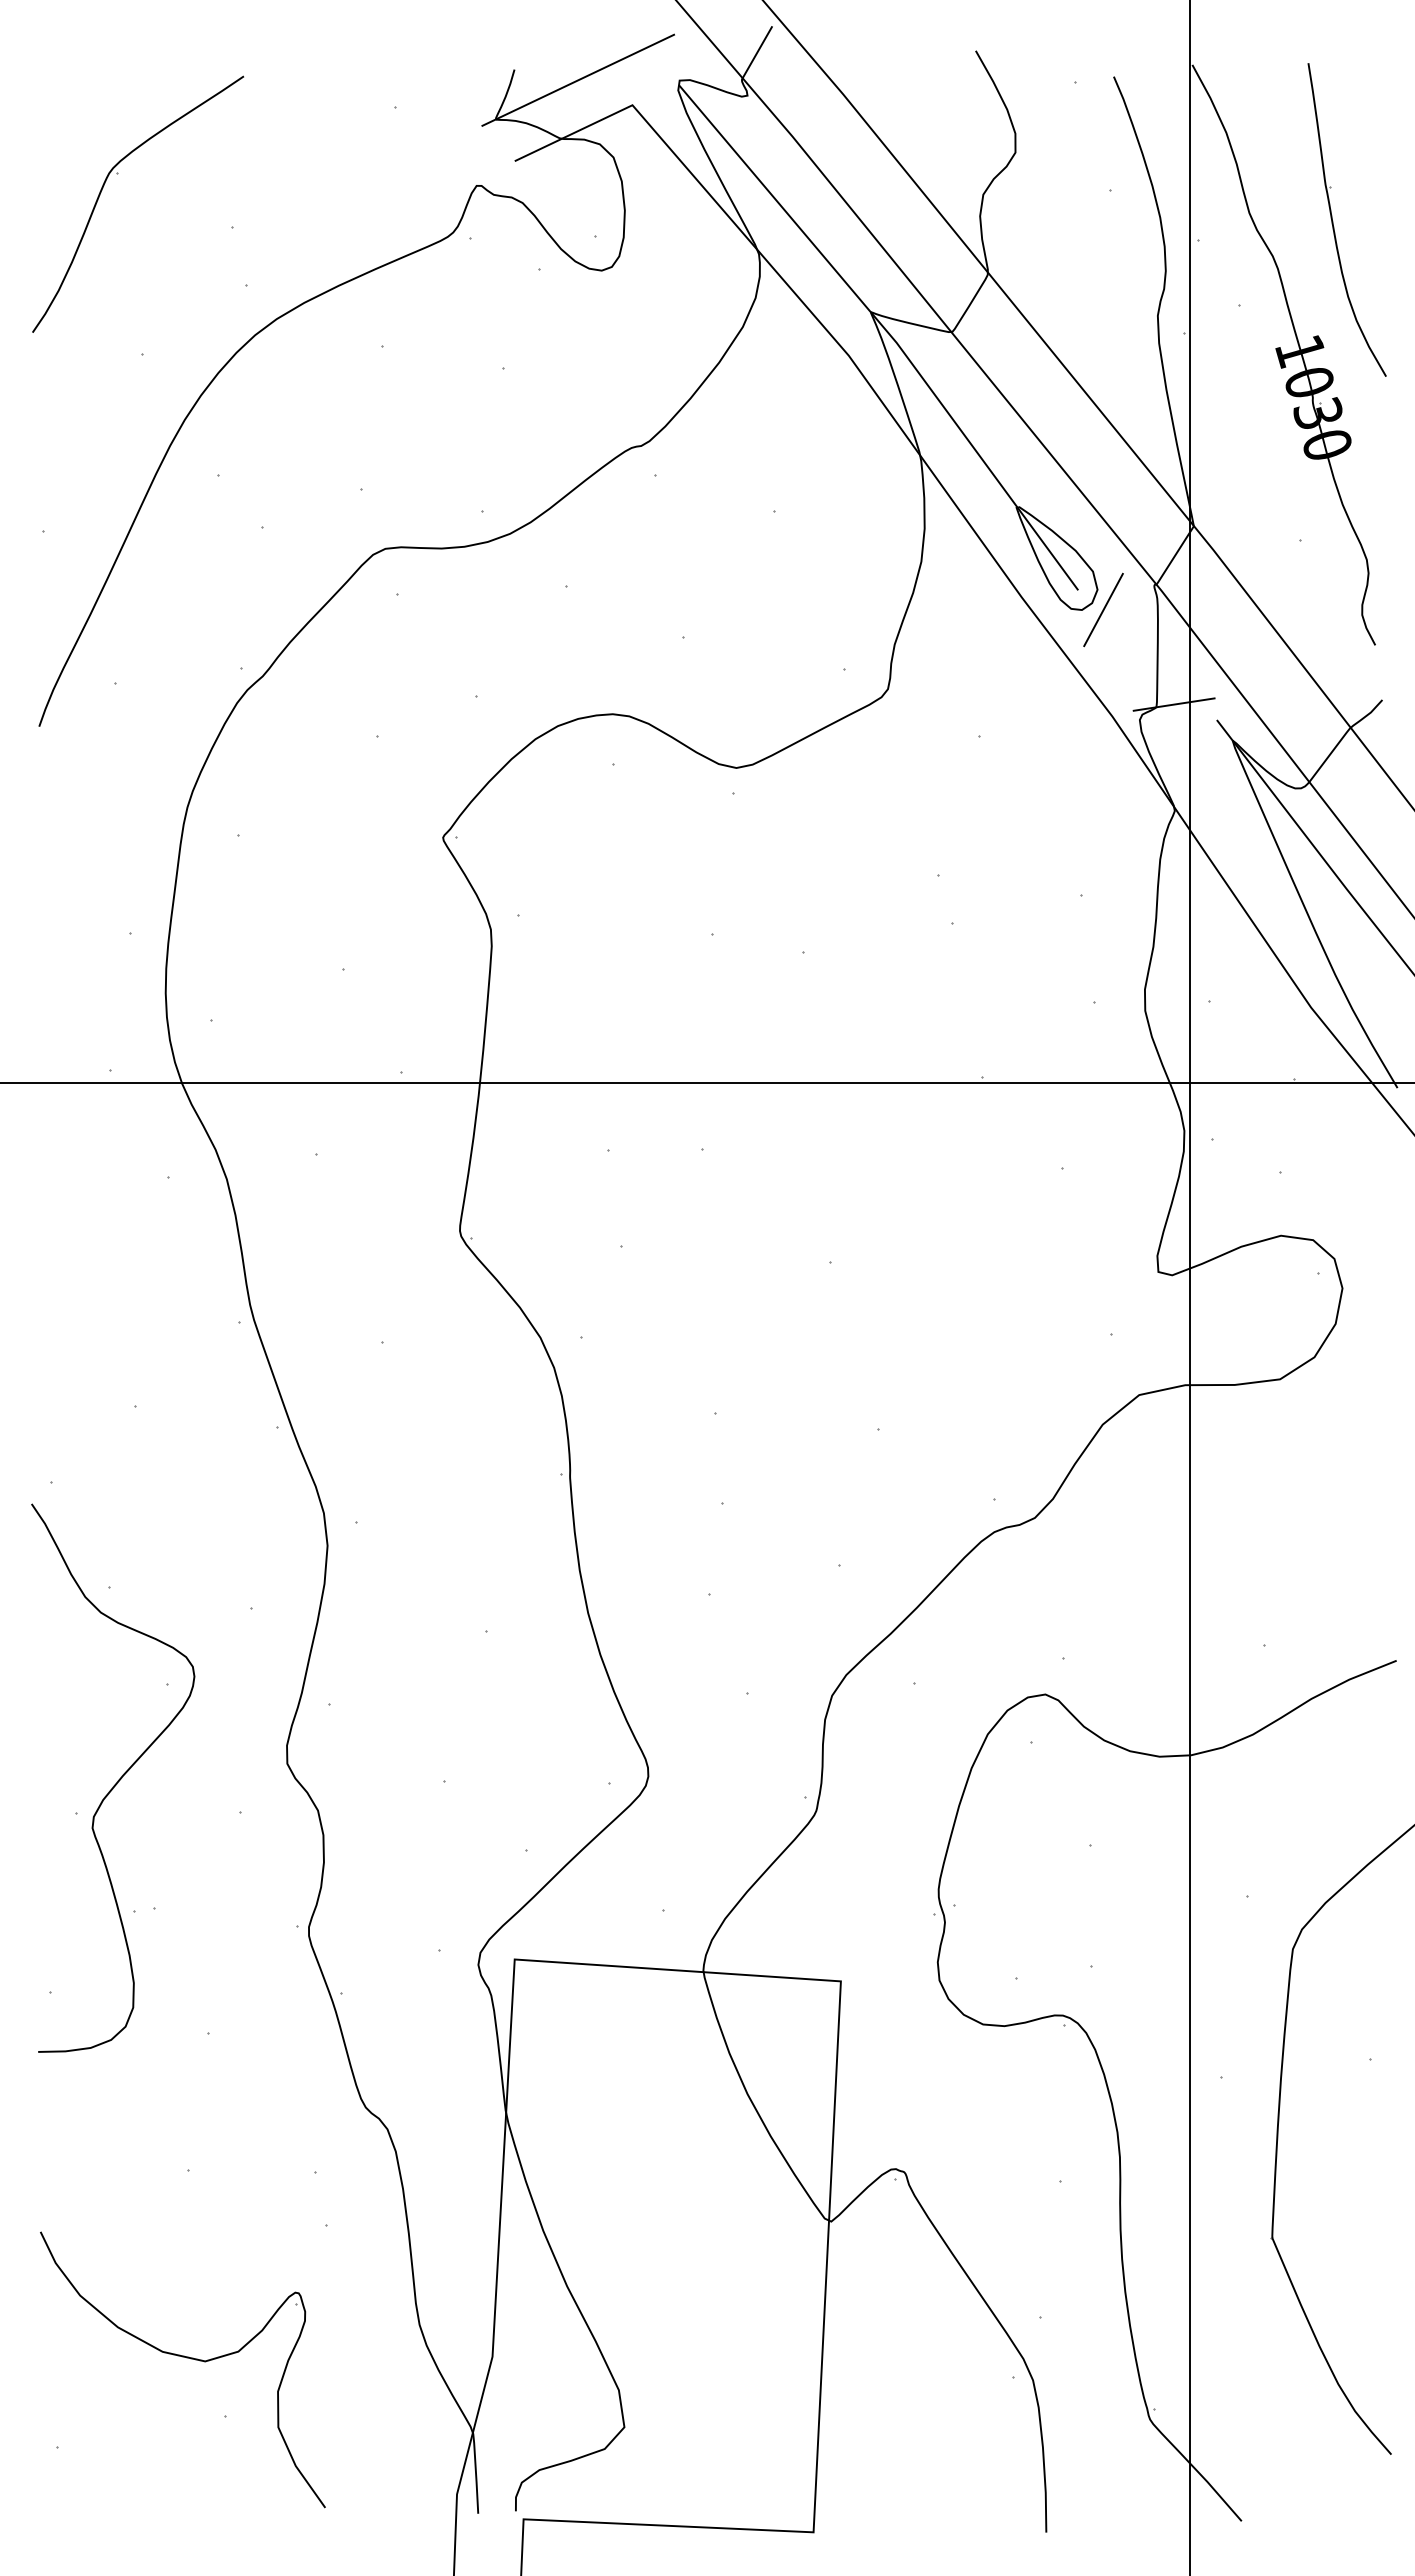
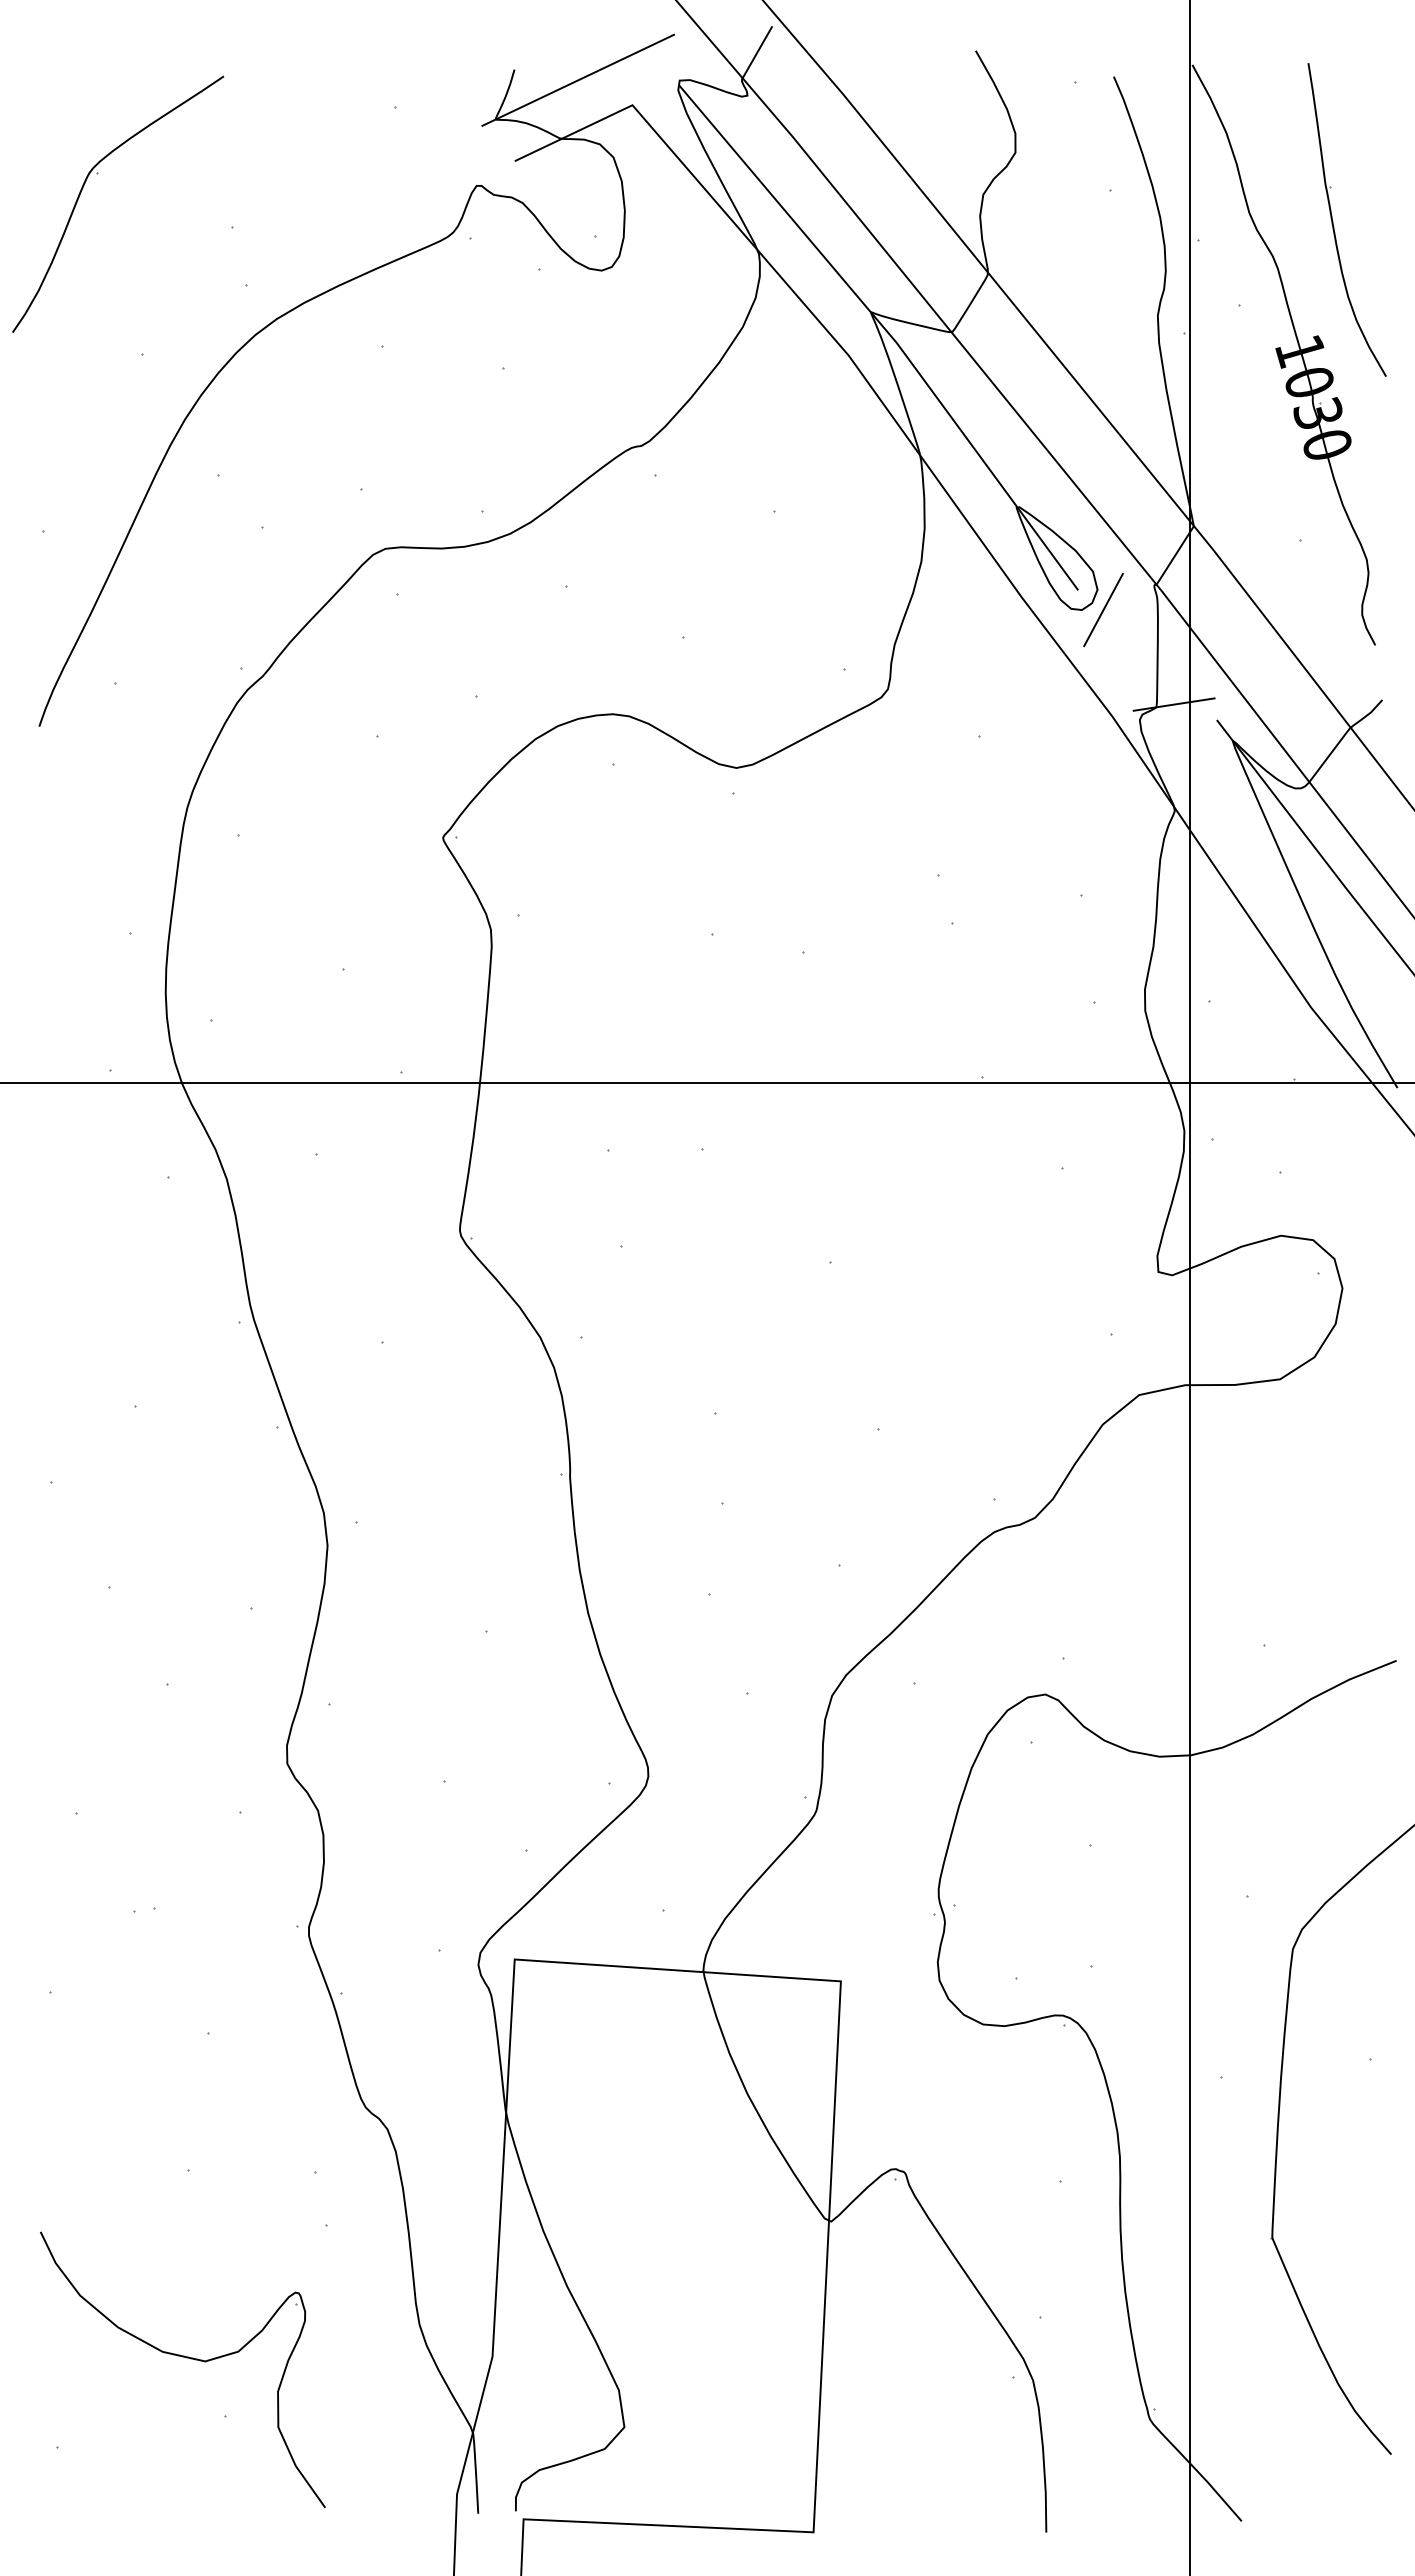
part position: (117, 174) -> (97, 174) (97, 174)
curve: present -> none (117, 1780)
